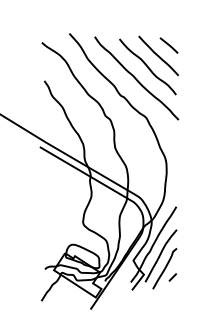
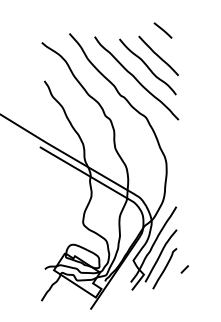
line position: (168, 45) -> (162, 30) (162, 30)
line position: (172, 277) -> (184, 269) (184, 269)
